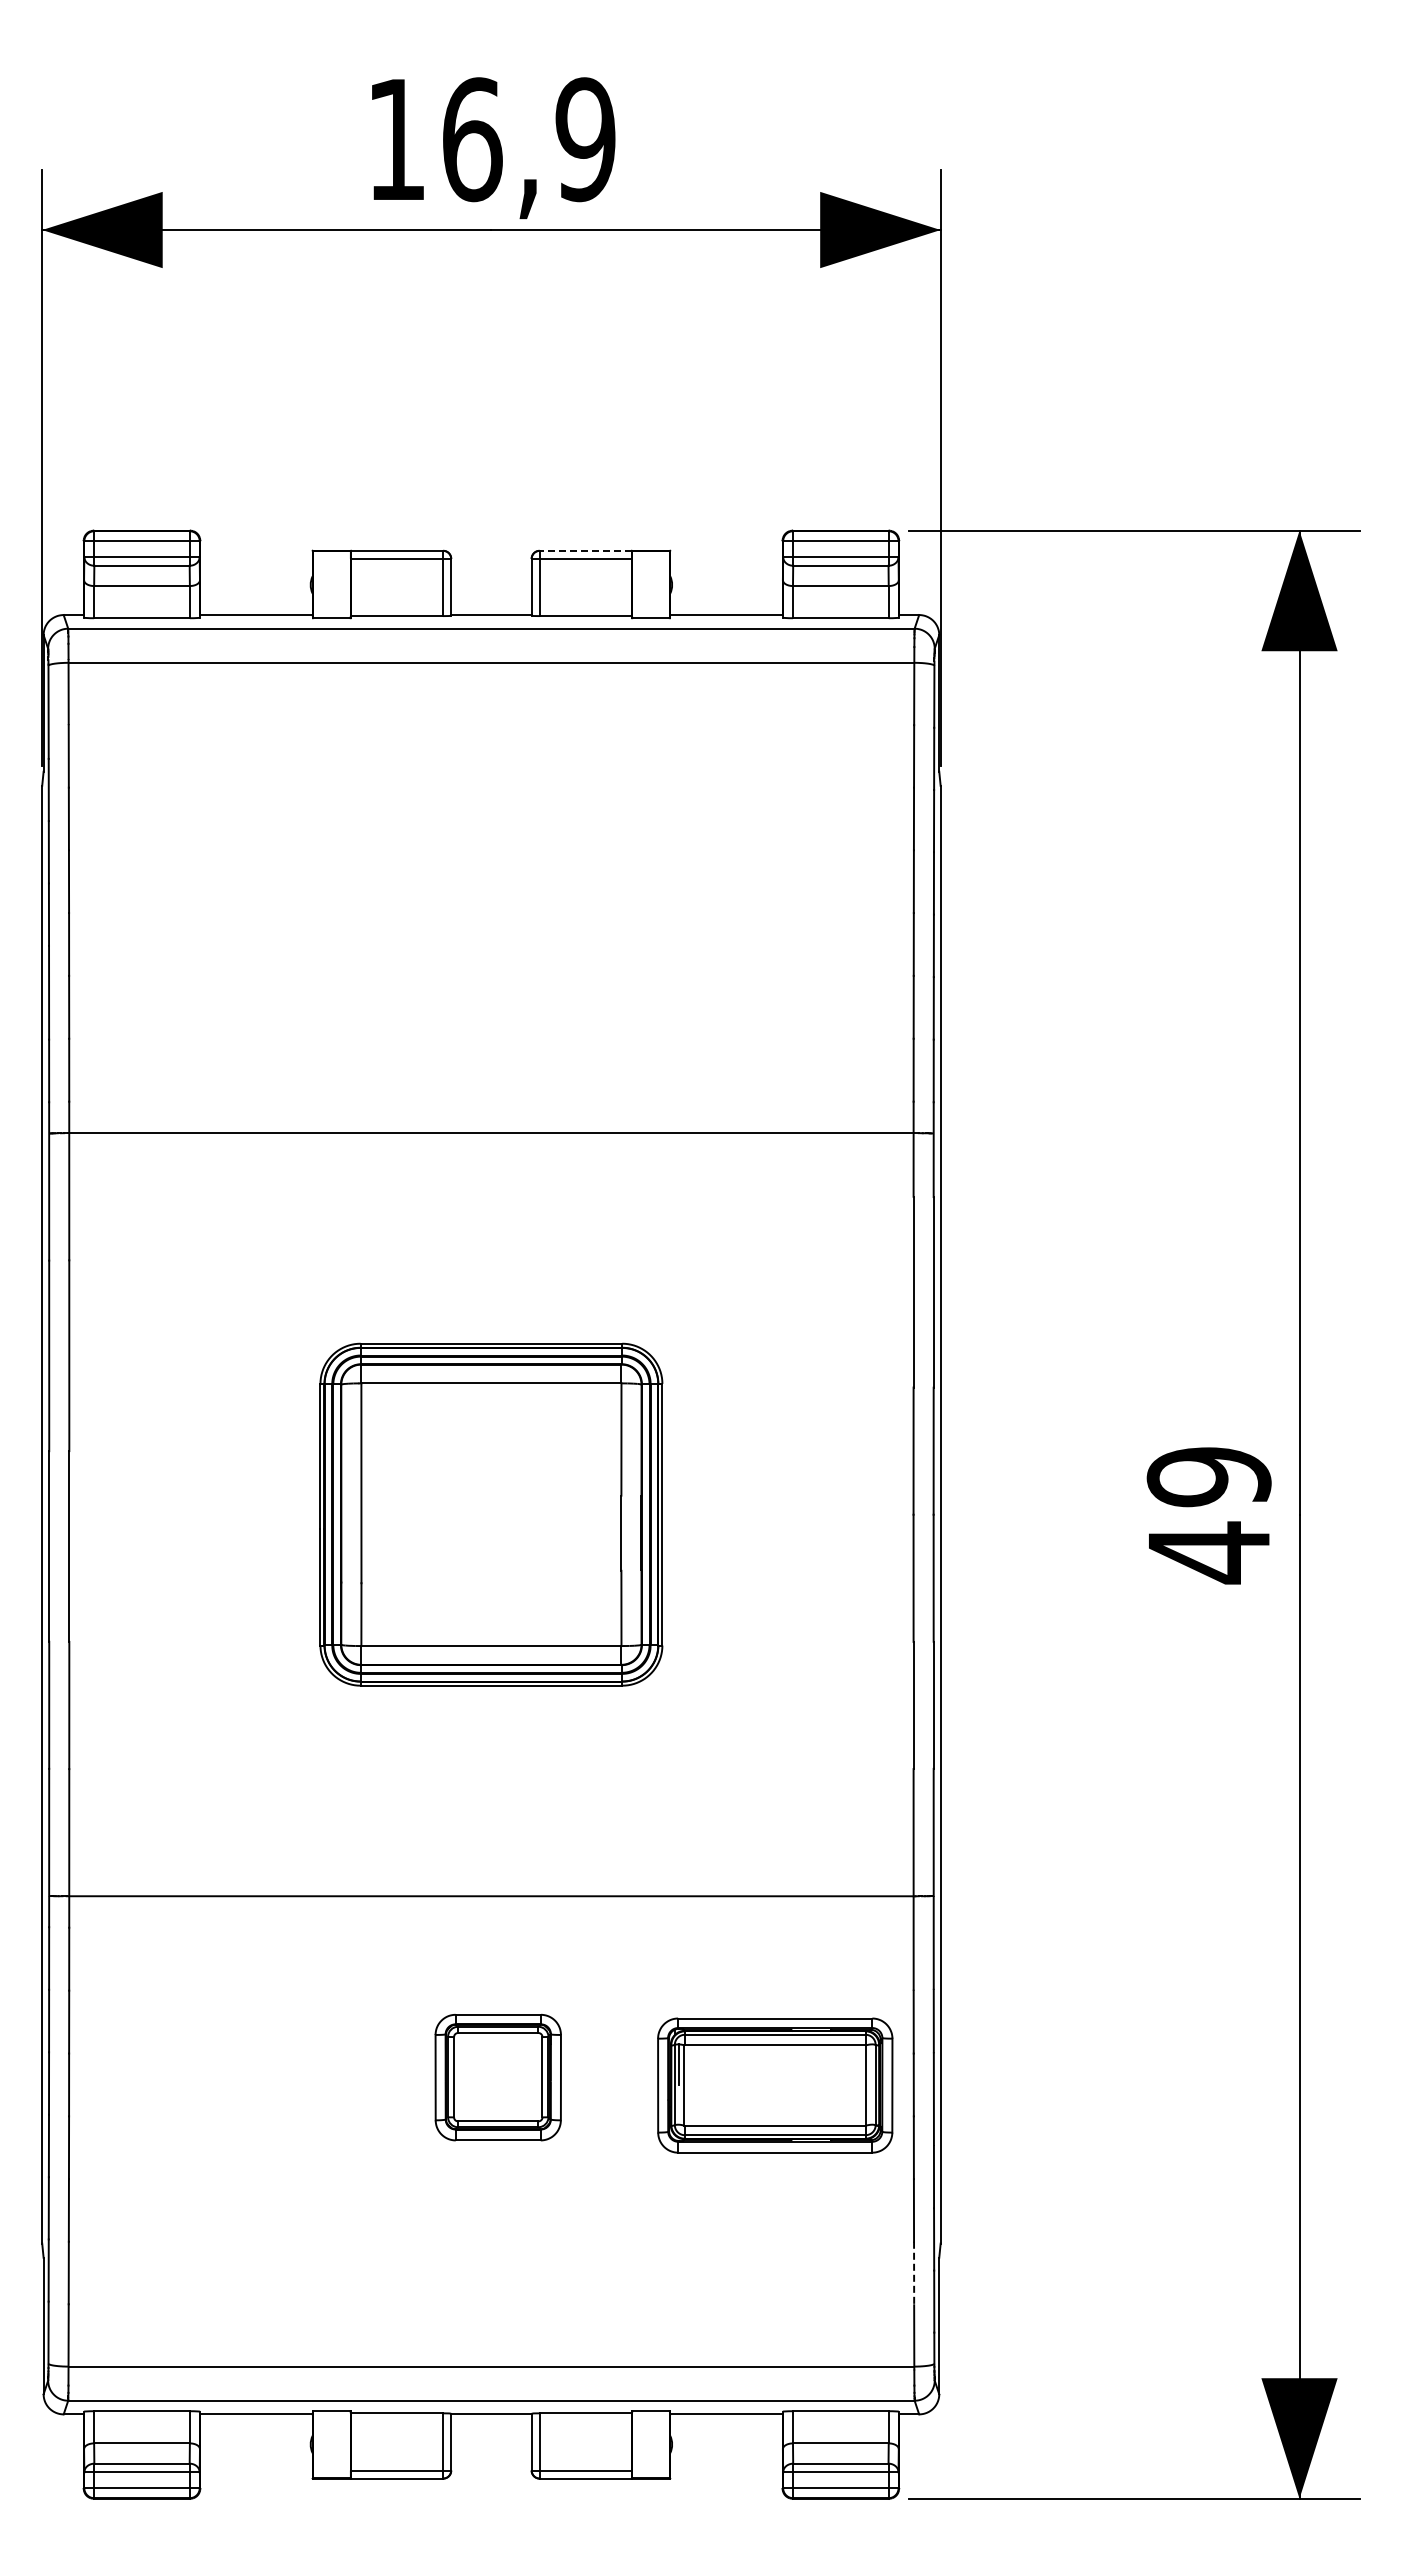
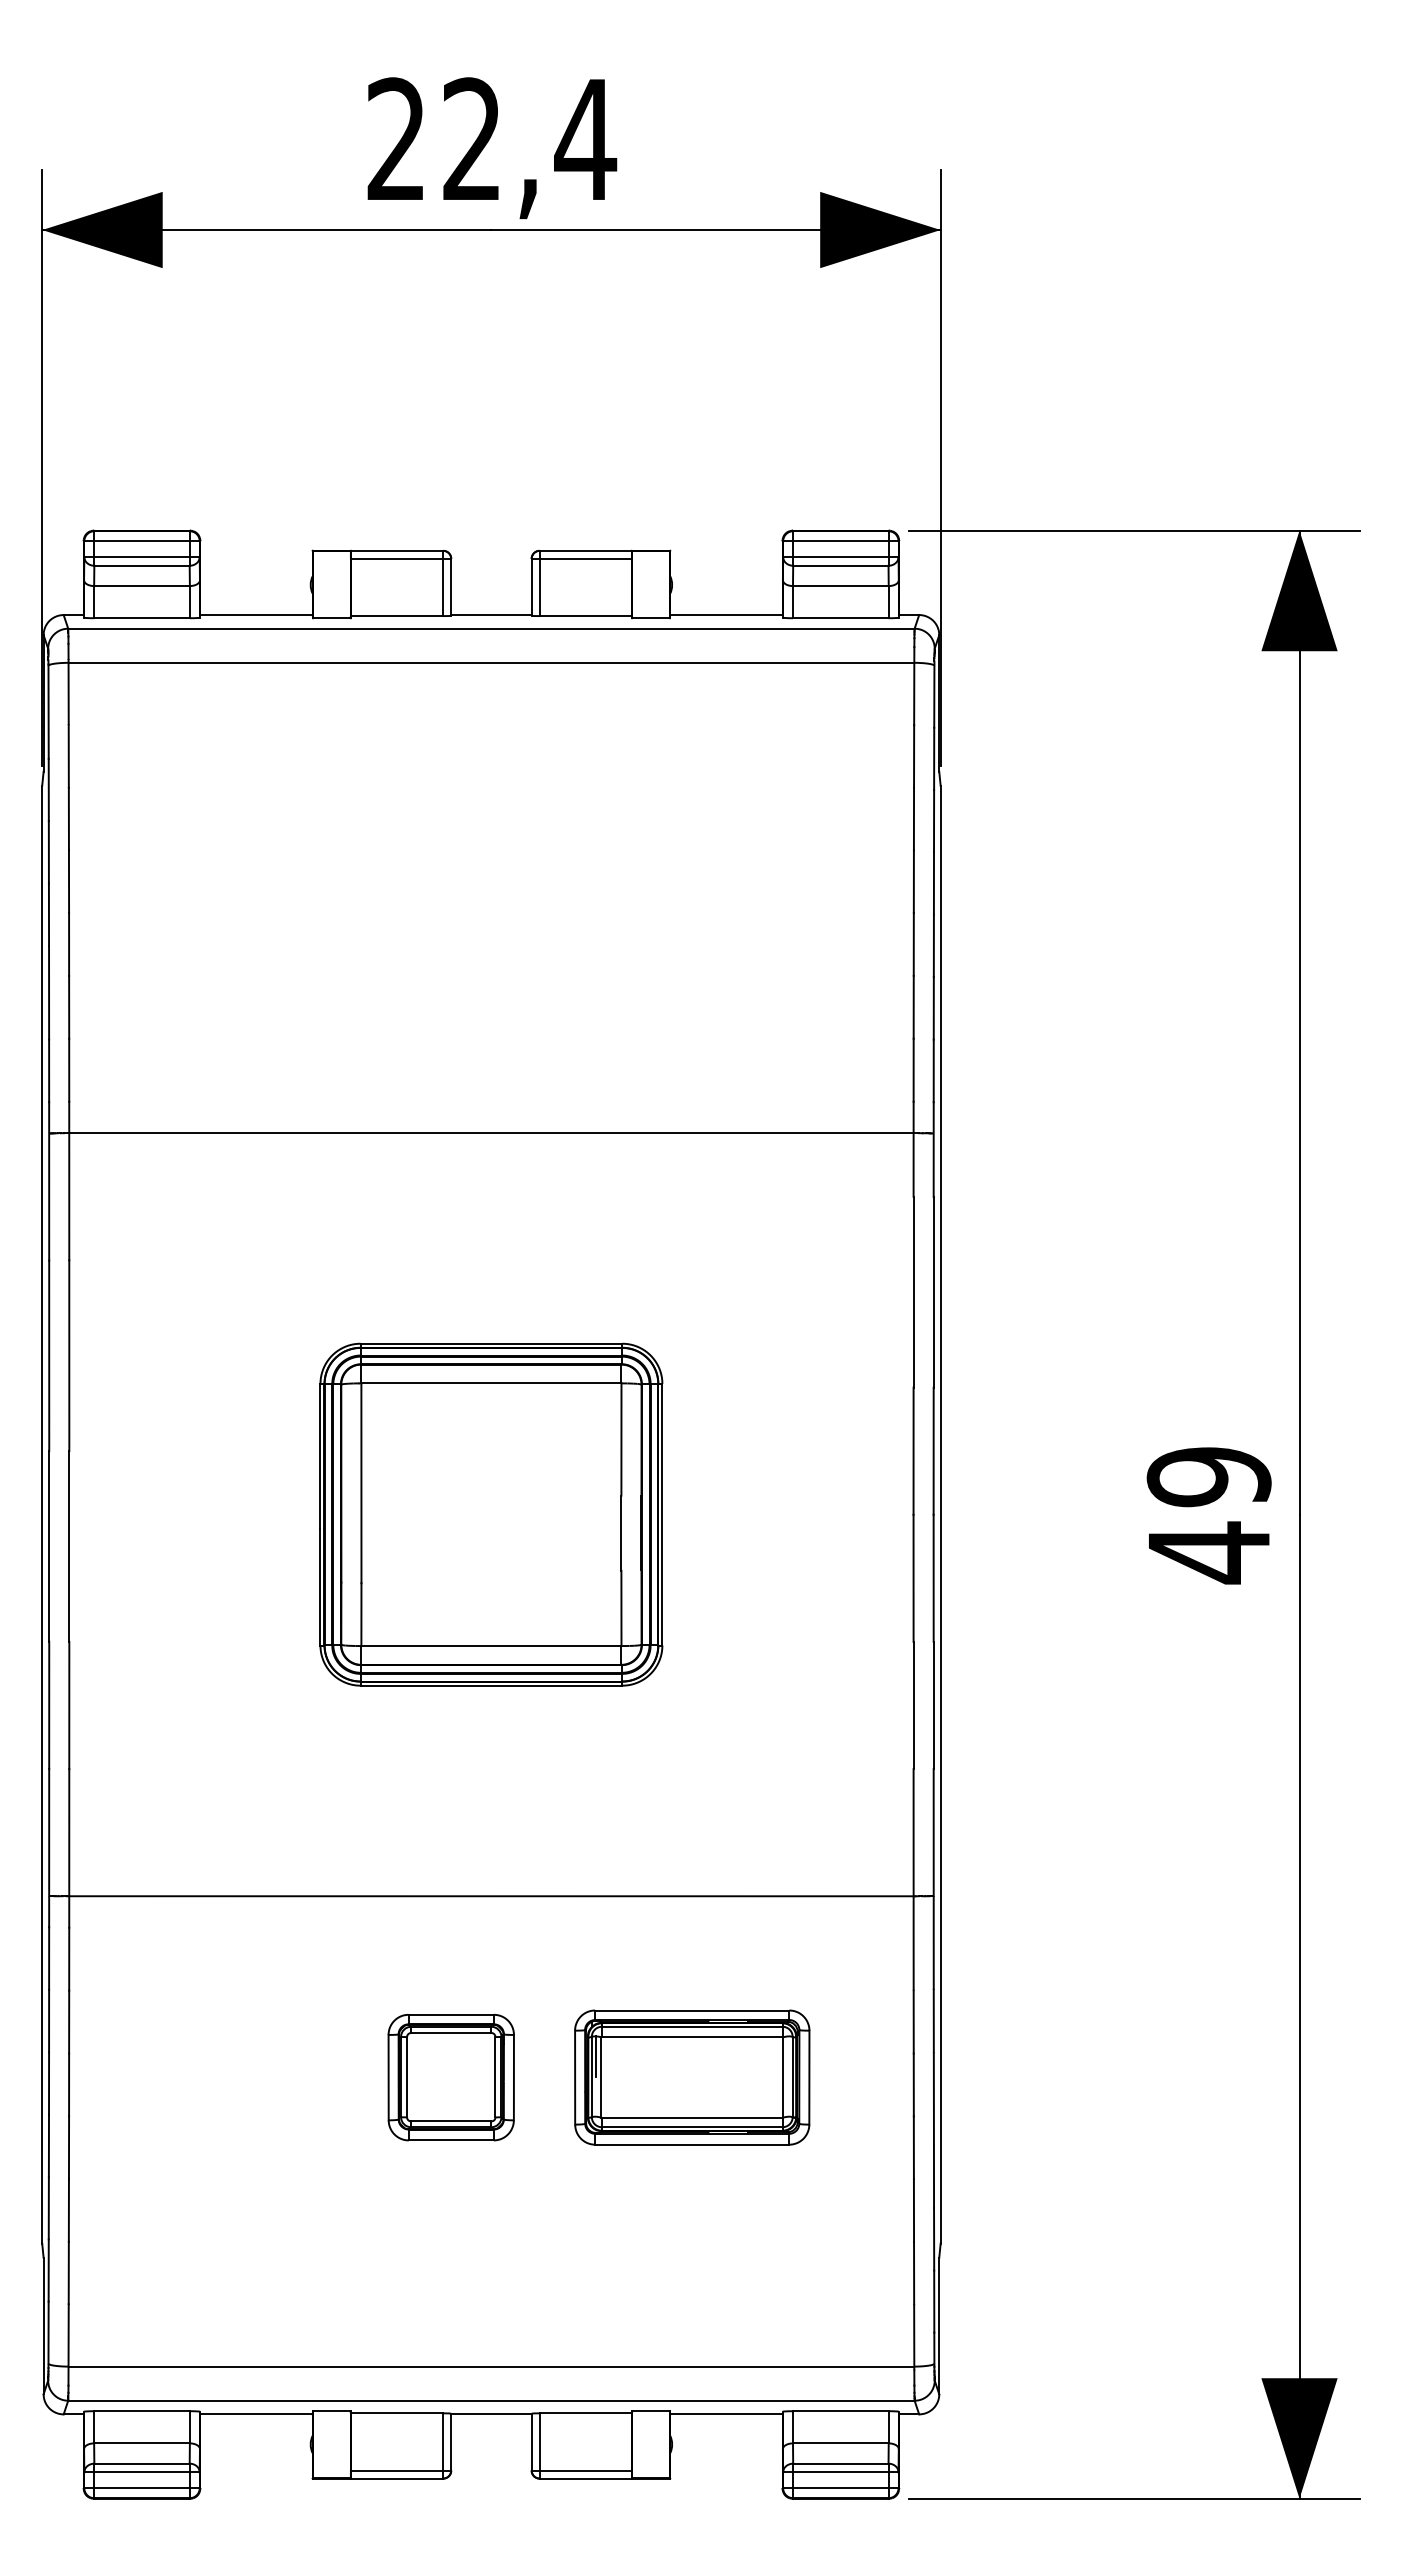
text: 16,9 -> 22,4 (492, 139)
line: dashed -> solid (585, 550)
part position: (497, 2077) -> (450, 2077) (450, 2077)
part position: (775, 2085) -> (692, 2077) (692, 2077)
line: dashed -> solid (914, 2273)
